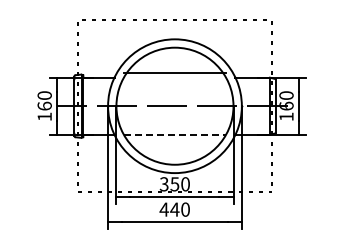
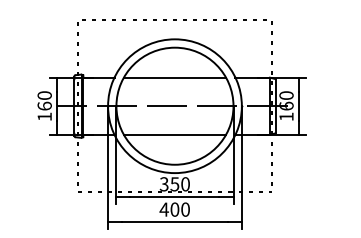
line position: (174, 72) -> (174, 77) (174, 77)
line: dashed -> solid (175, 134)
text: 440 -> 400 (174, 209)
